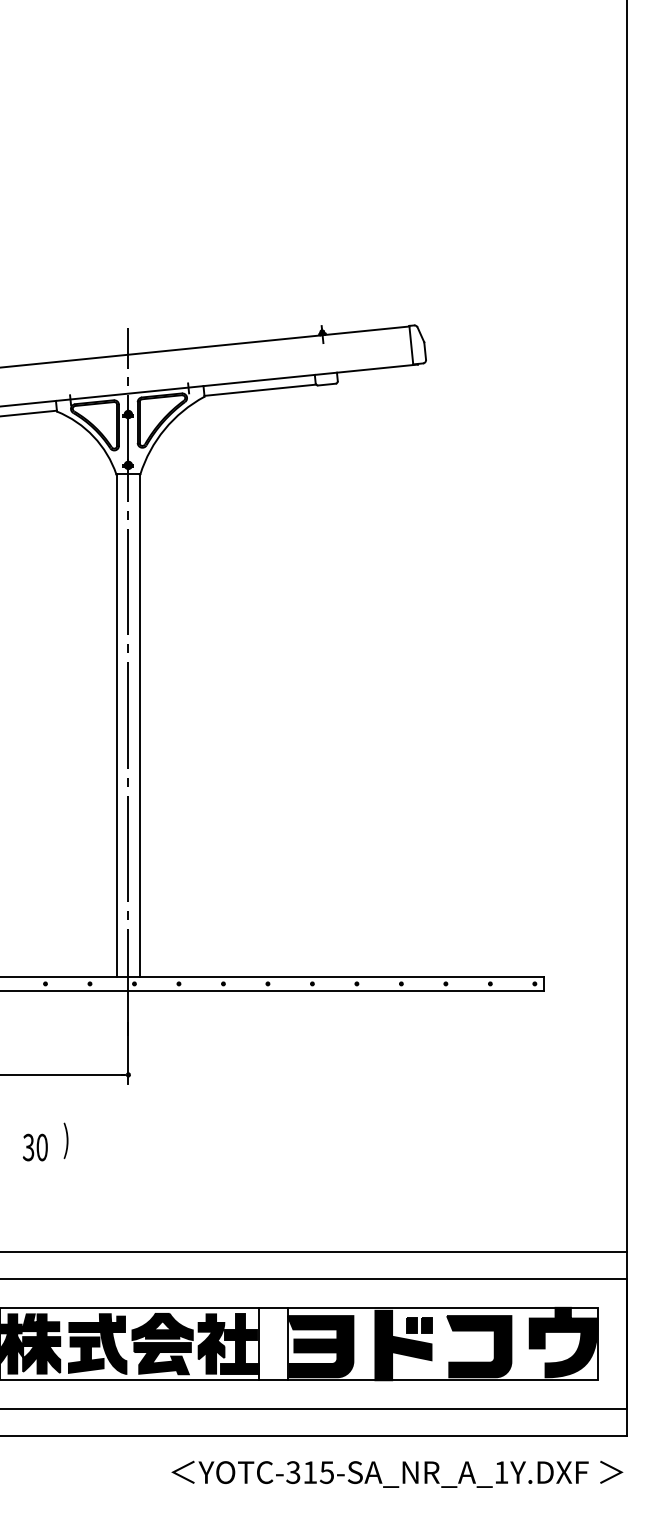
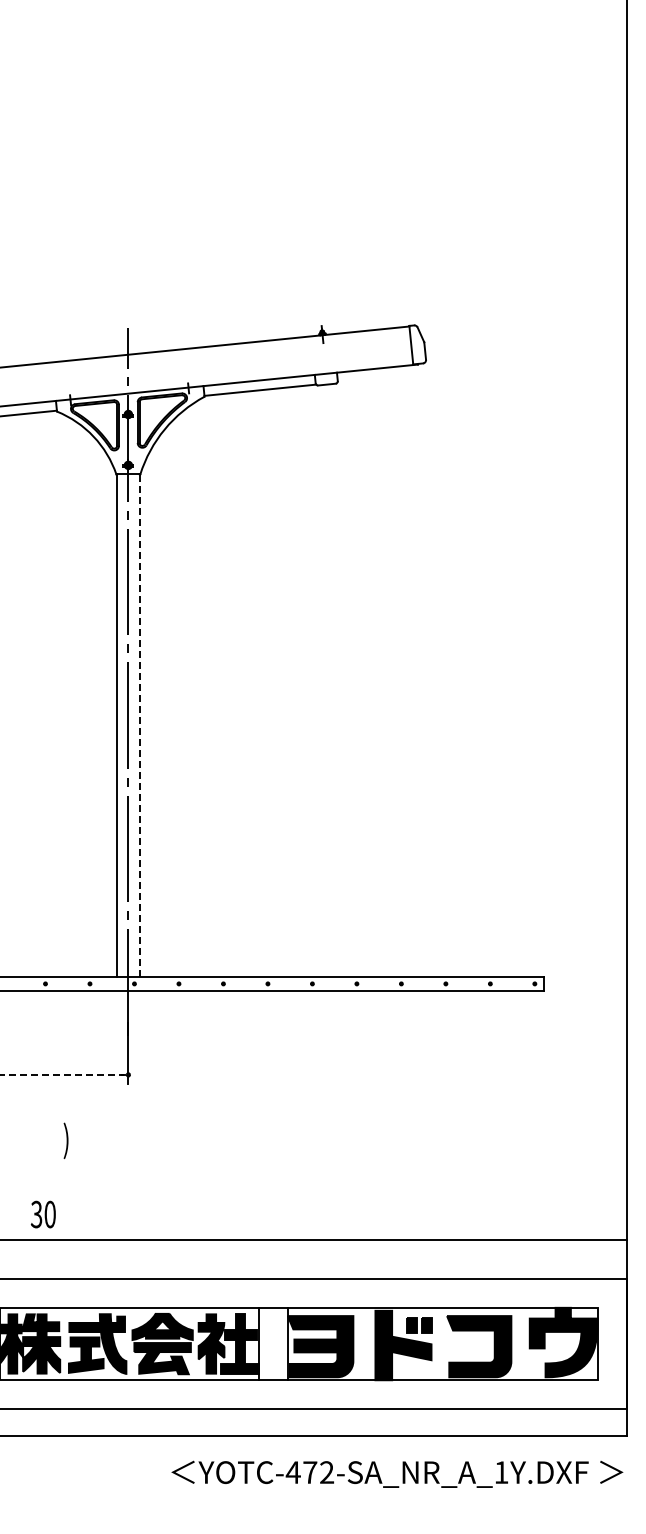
line: solid -> dashed (139, 724)
line: solid -> dashed (61, 1074)
text position: (34, 1147) -> (42, 1214) (42, 1214)
line position: (314, 1251) -> (314, 1239) (314, 1239)
text: YOTC-315-SA_NR_A_1Y.DXF -> YOTC-472-SA_NR_A_1Y.DXF (309, 1472)
